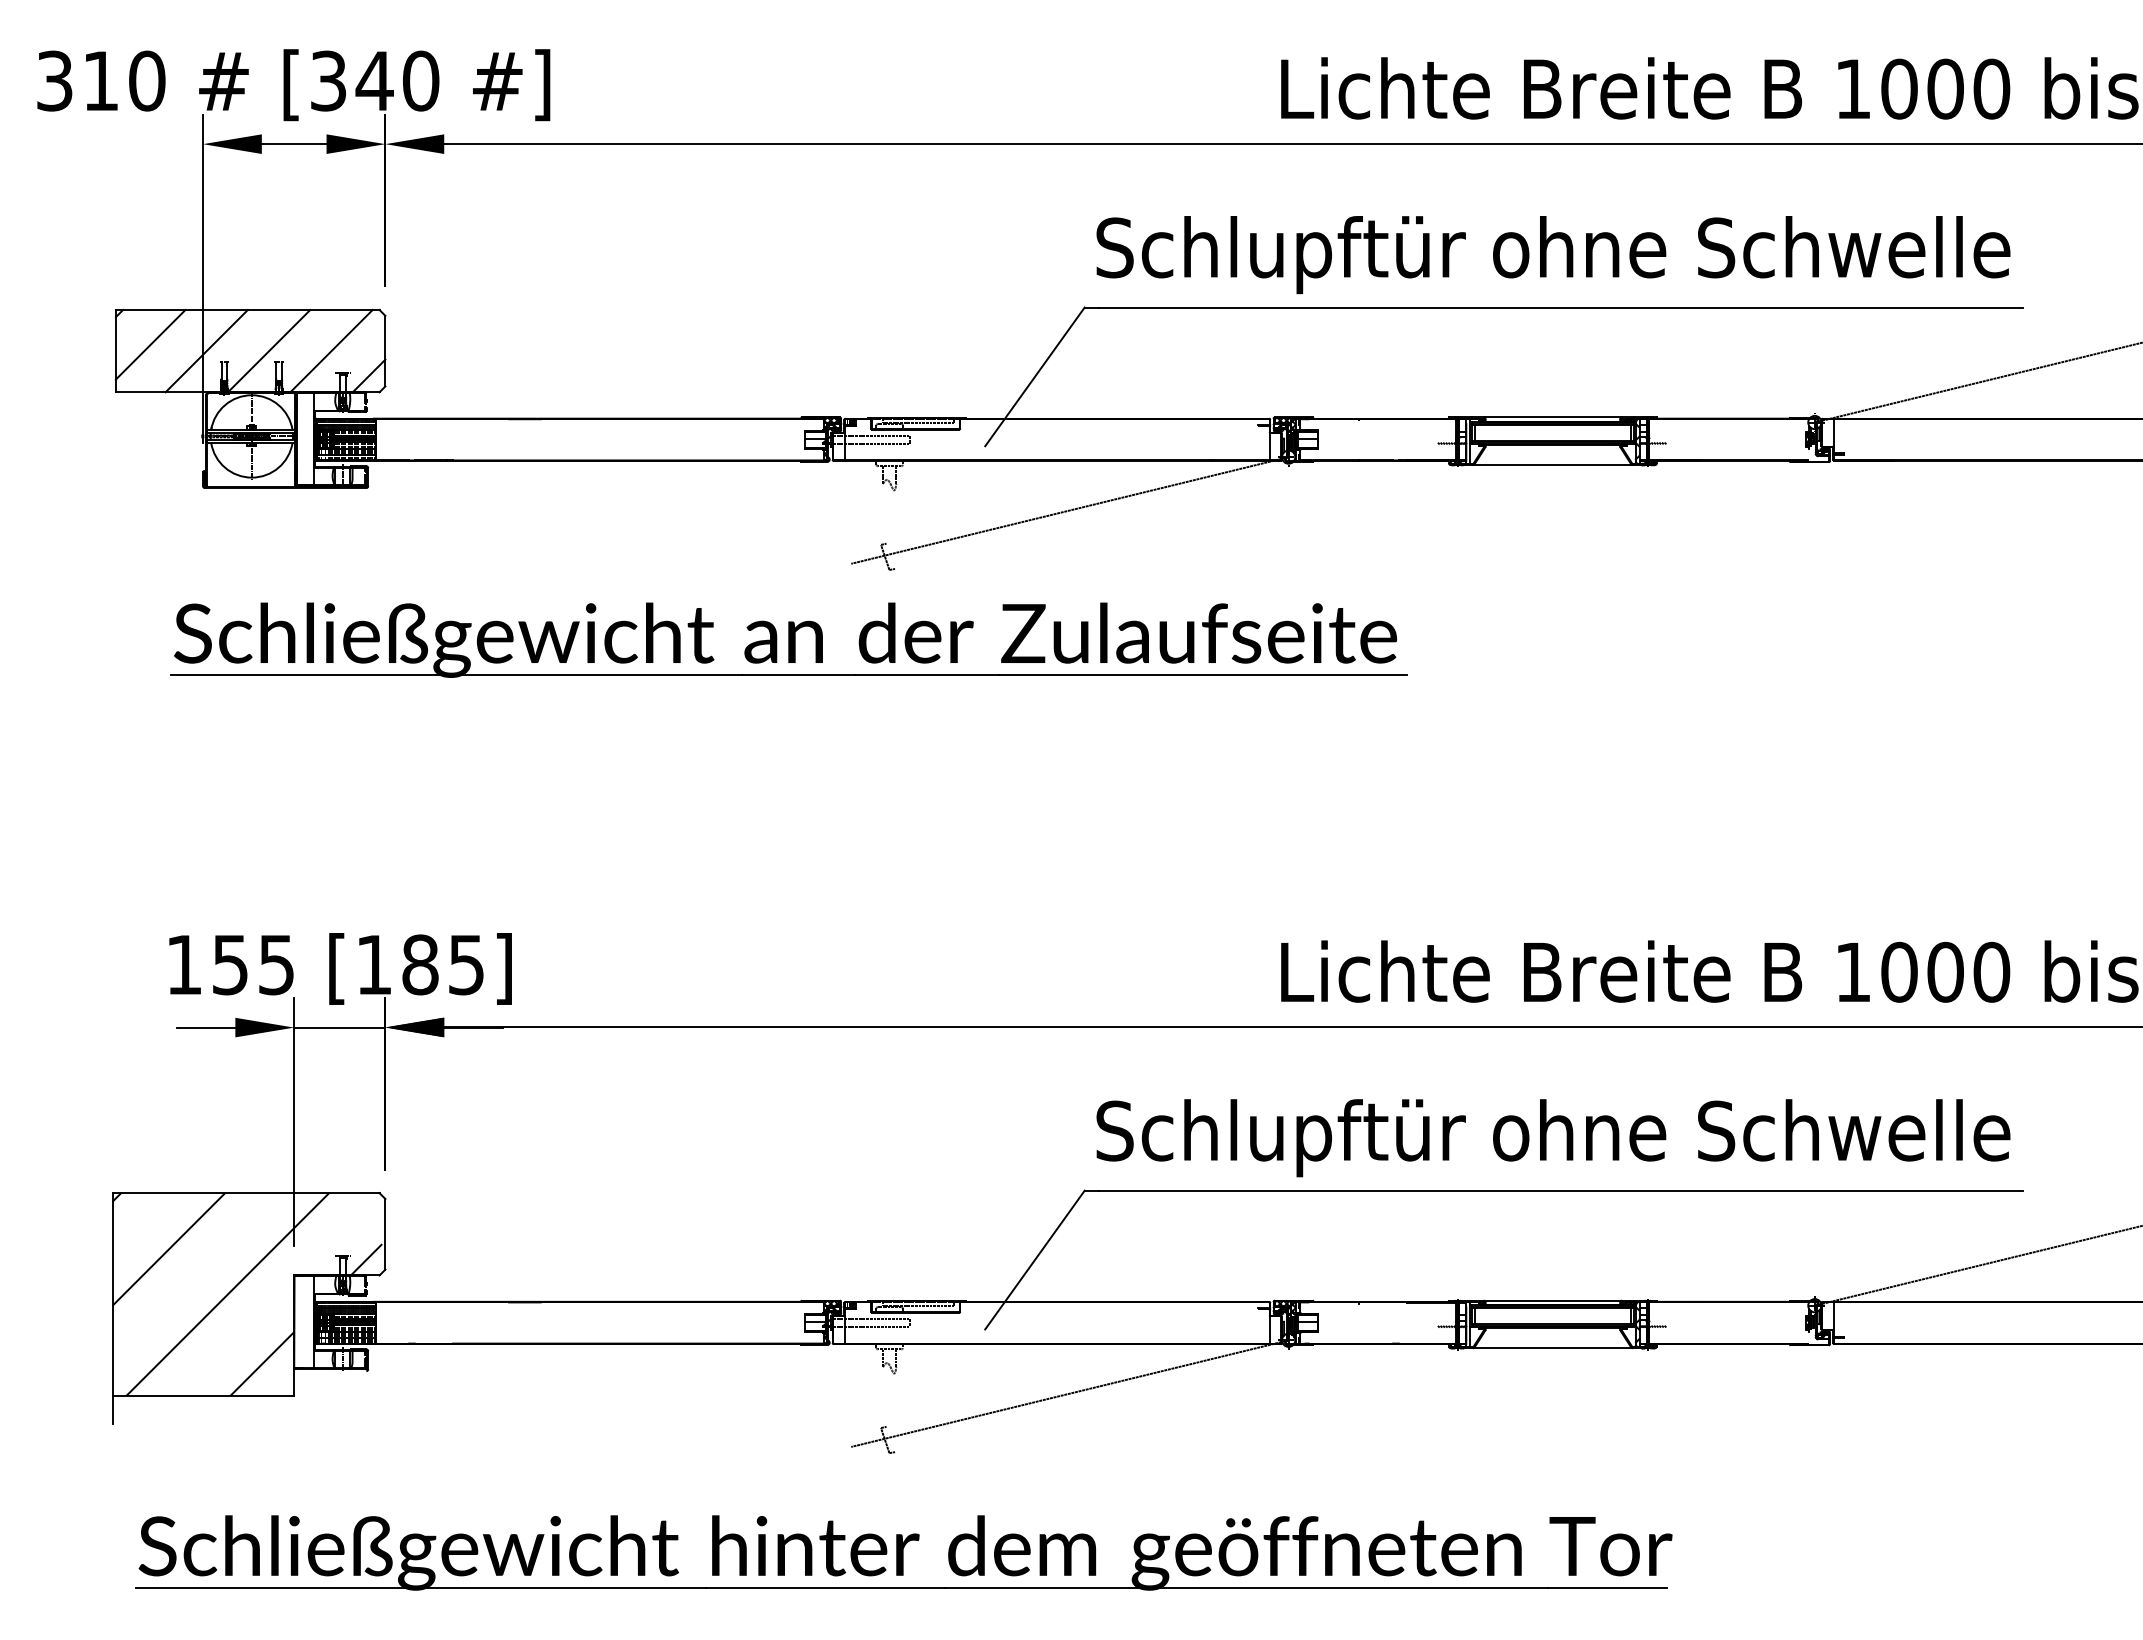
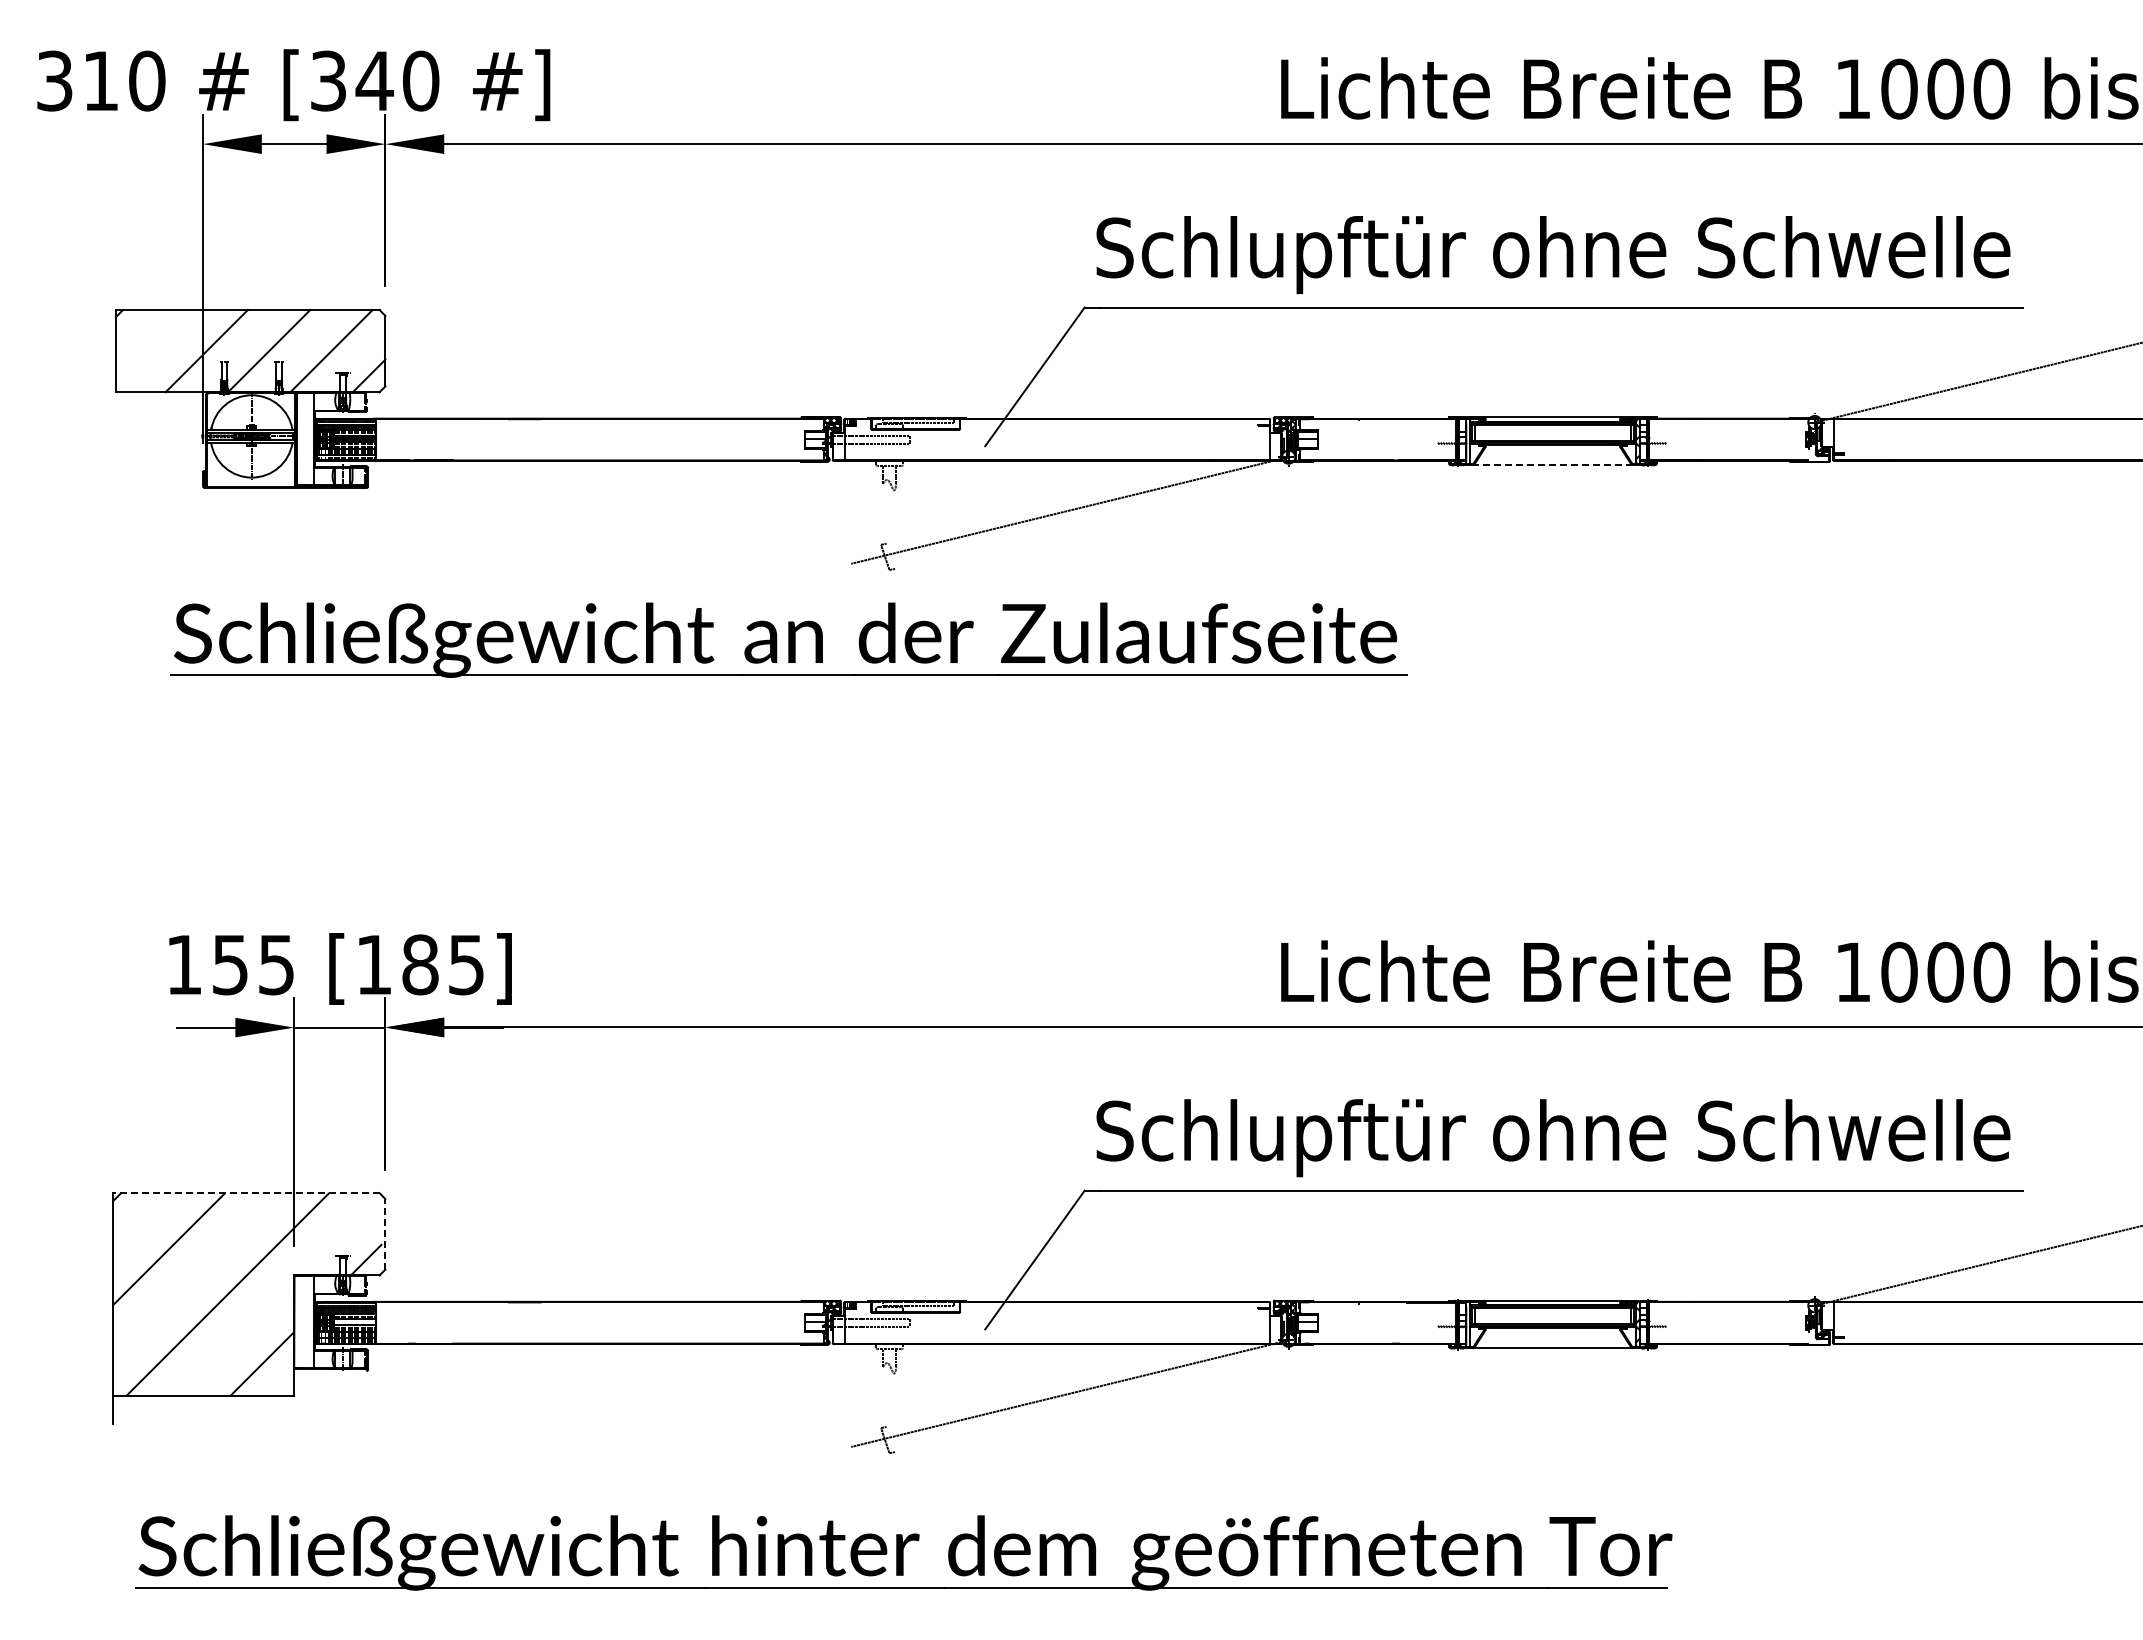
line: present -> none (150, 344)
line: solid -> dashed (1552, 465)
line: solid -> dashed (245, 1193)
line: solid -> dashed (385, 1233)
hatch: present -> none (354, 1322)
